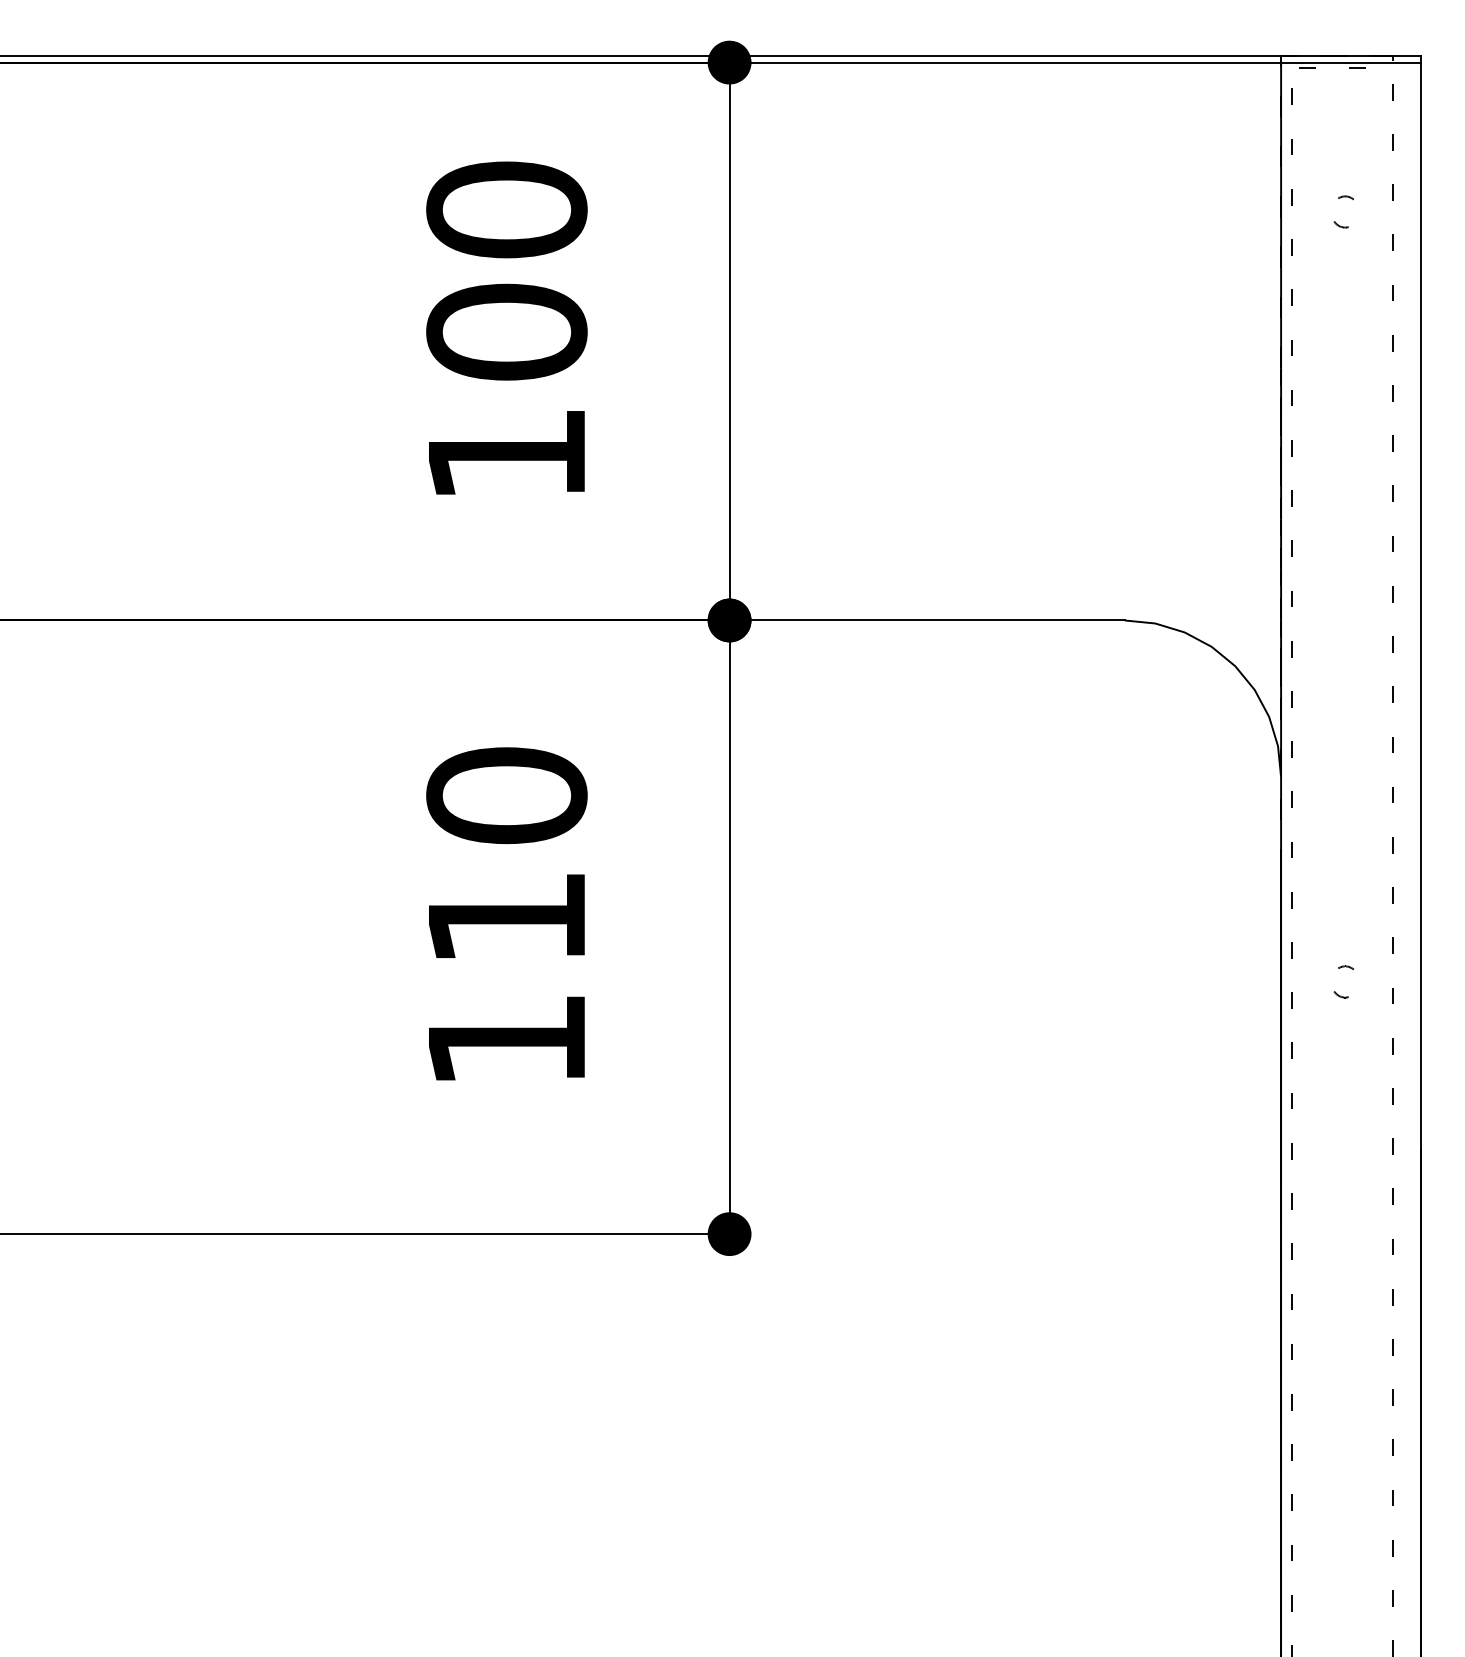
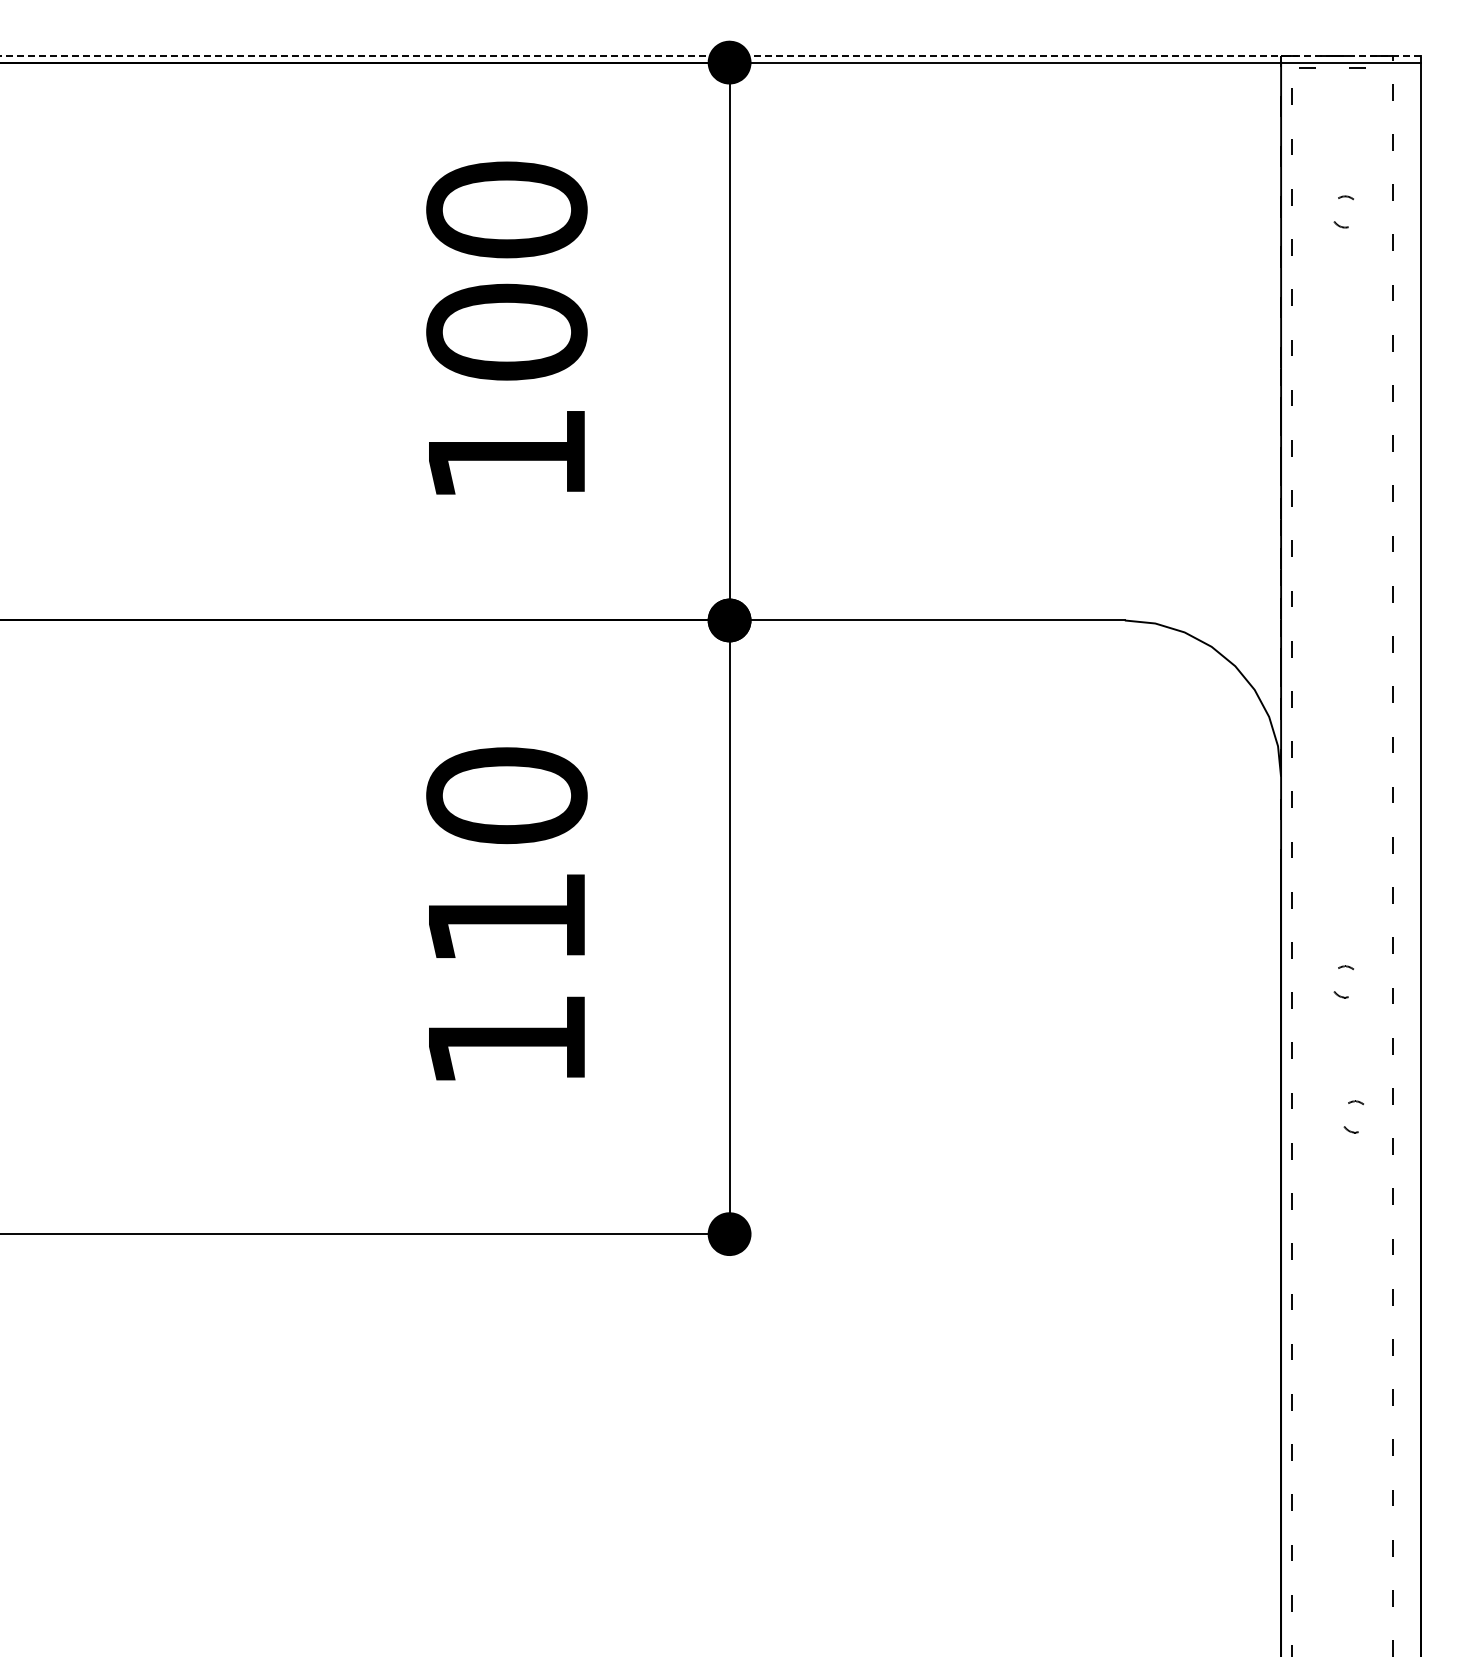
line: solid -> dashed (710, 55)
part: none -> present (1345, 1126)
